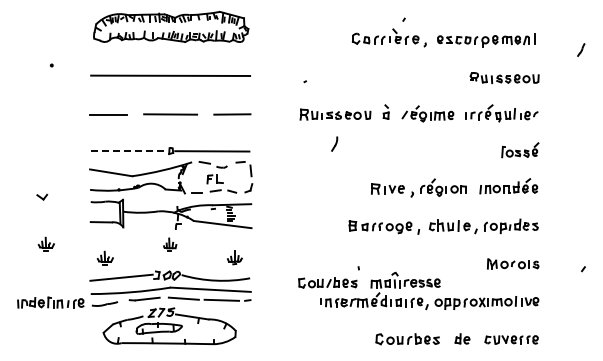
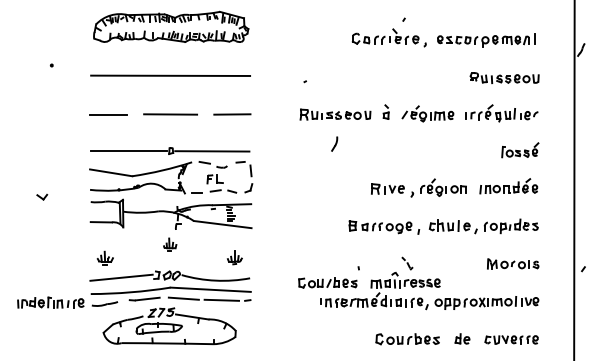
line: dashed -> solid (129, 151)
line: none -> present (574, 179)
part: present -> none (45, 243)
part: none -> present (407, 263)
